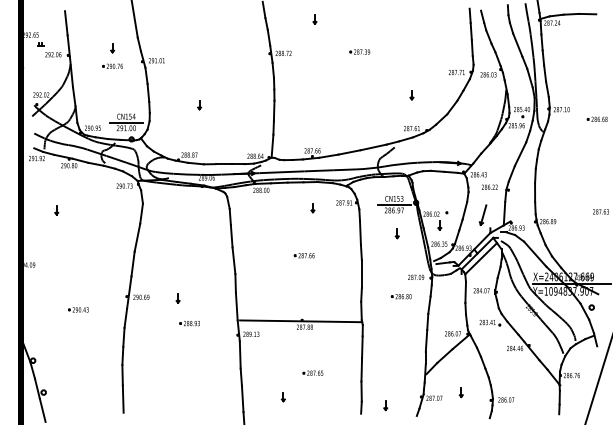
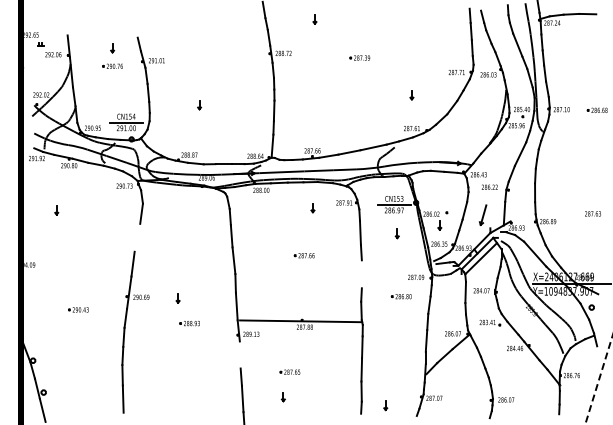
line: present -> none (134, 19)
line: present -> none (66, 23)
part position: (359, 51) -> (359, 57) (359, 57)
part position: (596, 118) -> (596, 109) (596, 109)
text position: (600, 211) -> (592, 213) (592, 213)
line: present -> none (137, 237)
line: present -> none (361, 274)
line: present -> none (239, 354)
part position: (312, 372) -> (289, 371) (289, 371)
line: solid -> dashed (599, 379)
part: present -> none (460, 392)
